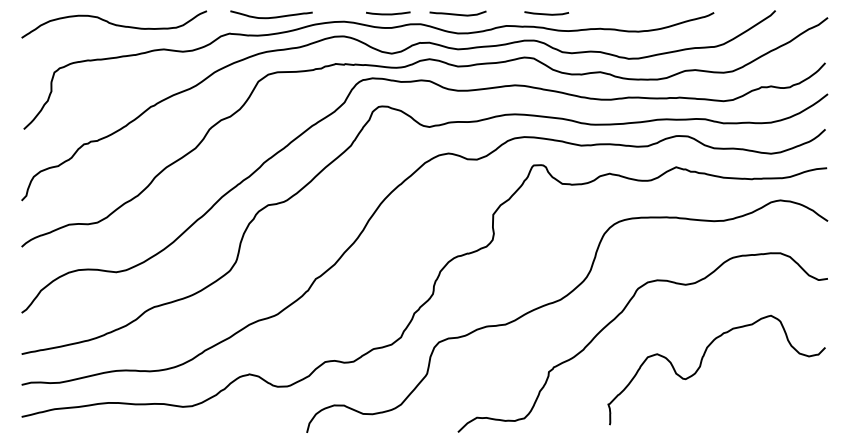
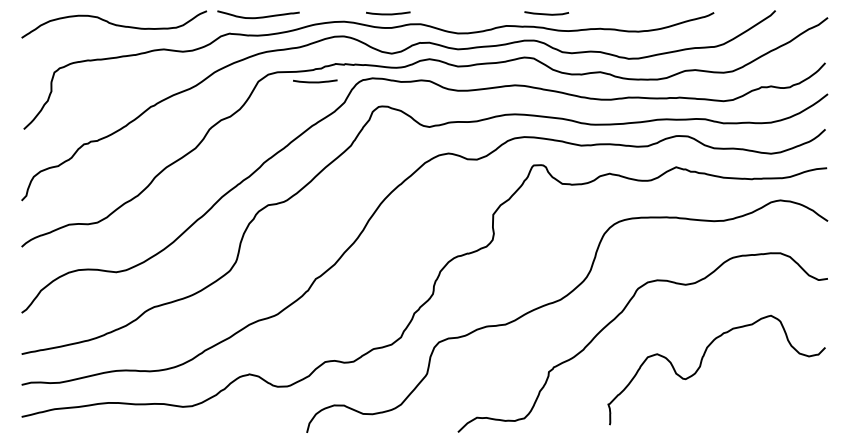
curve: present -> none (457, 13)
curve position: (272, 16) -> (259, 16) (259, 16)
curve: none -> present (315, 81)
